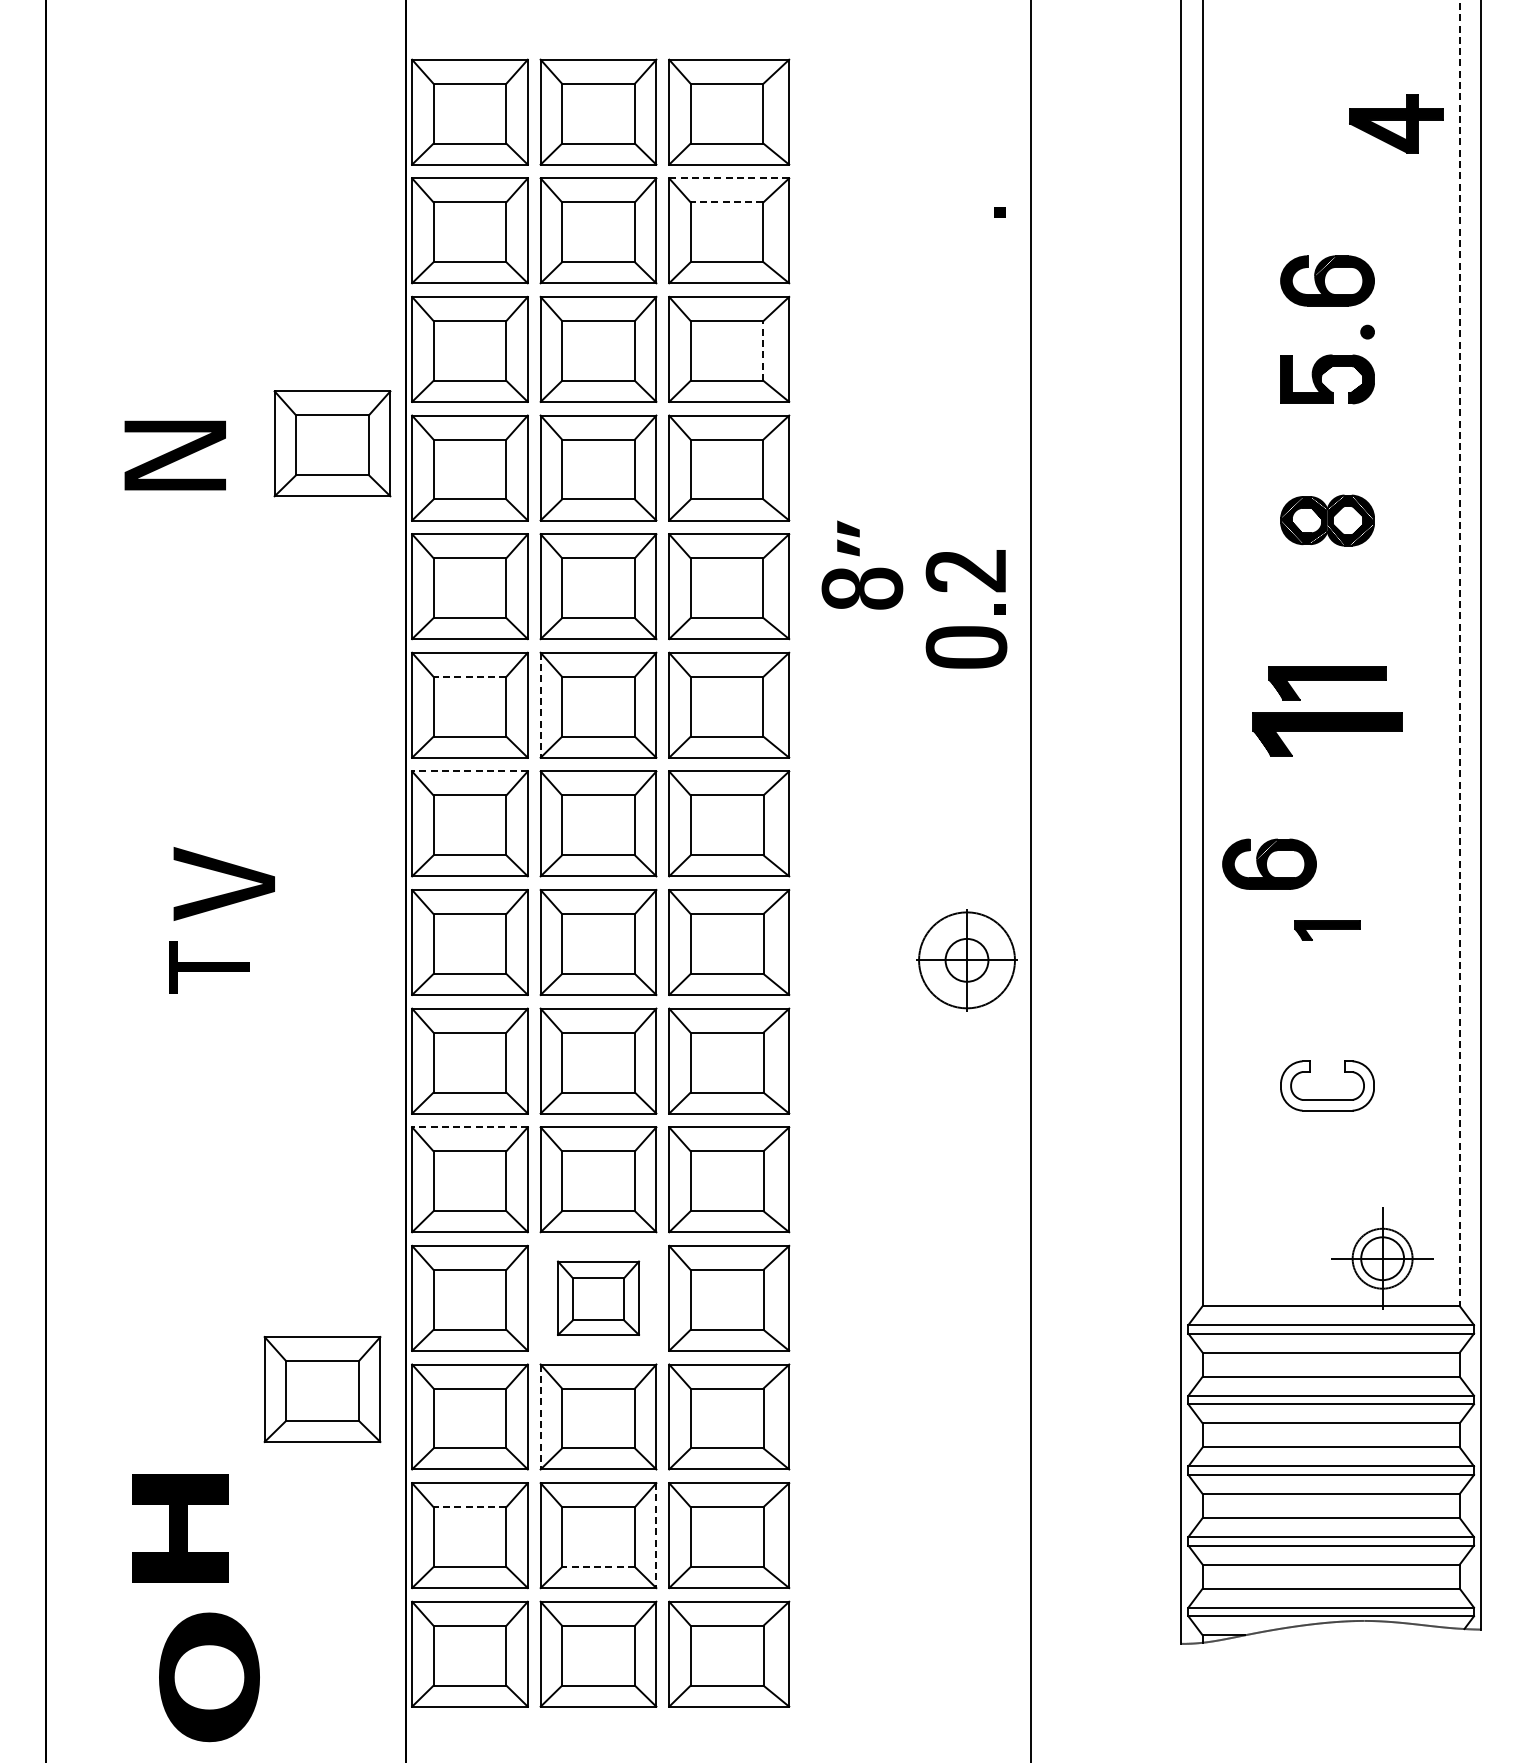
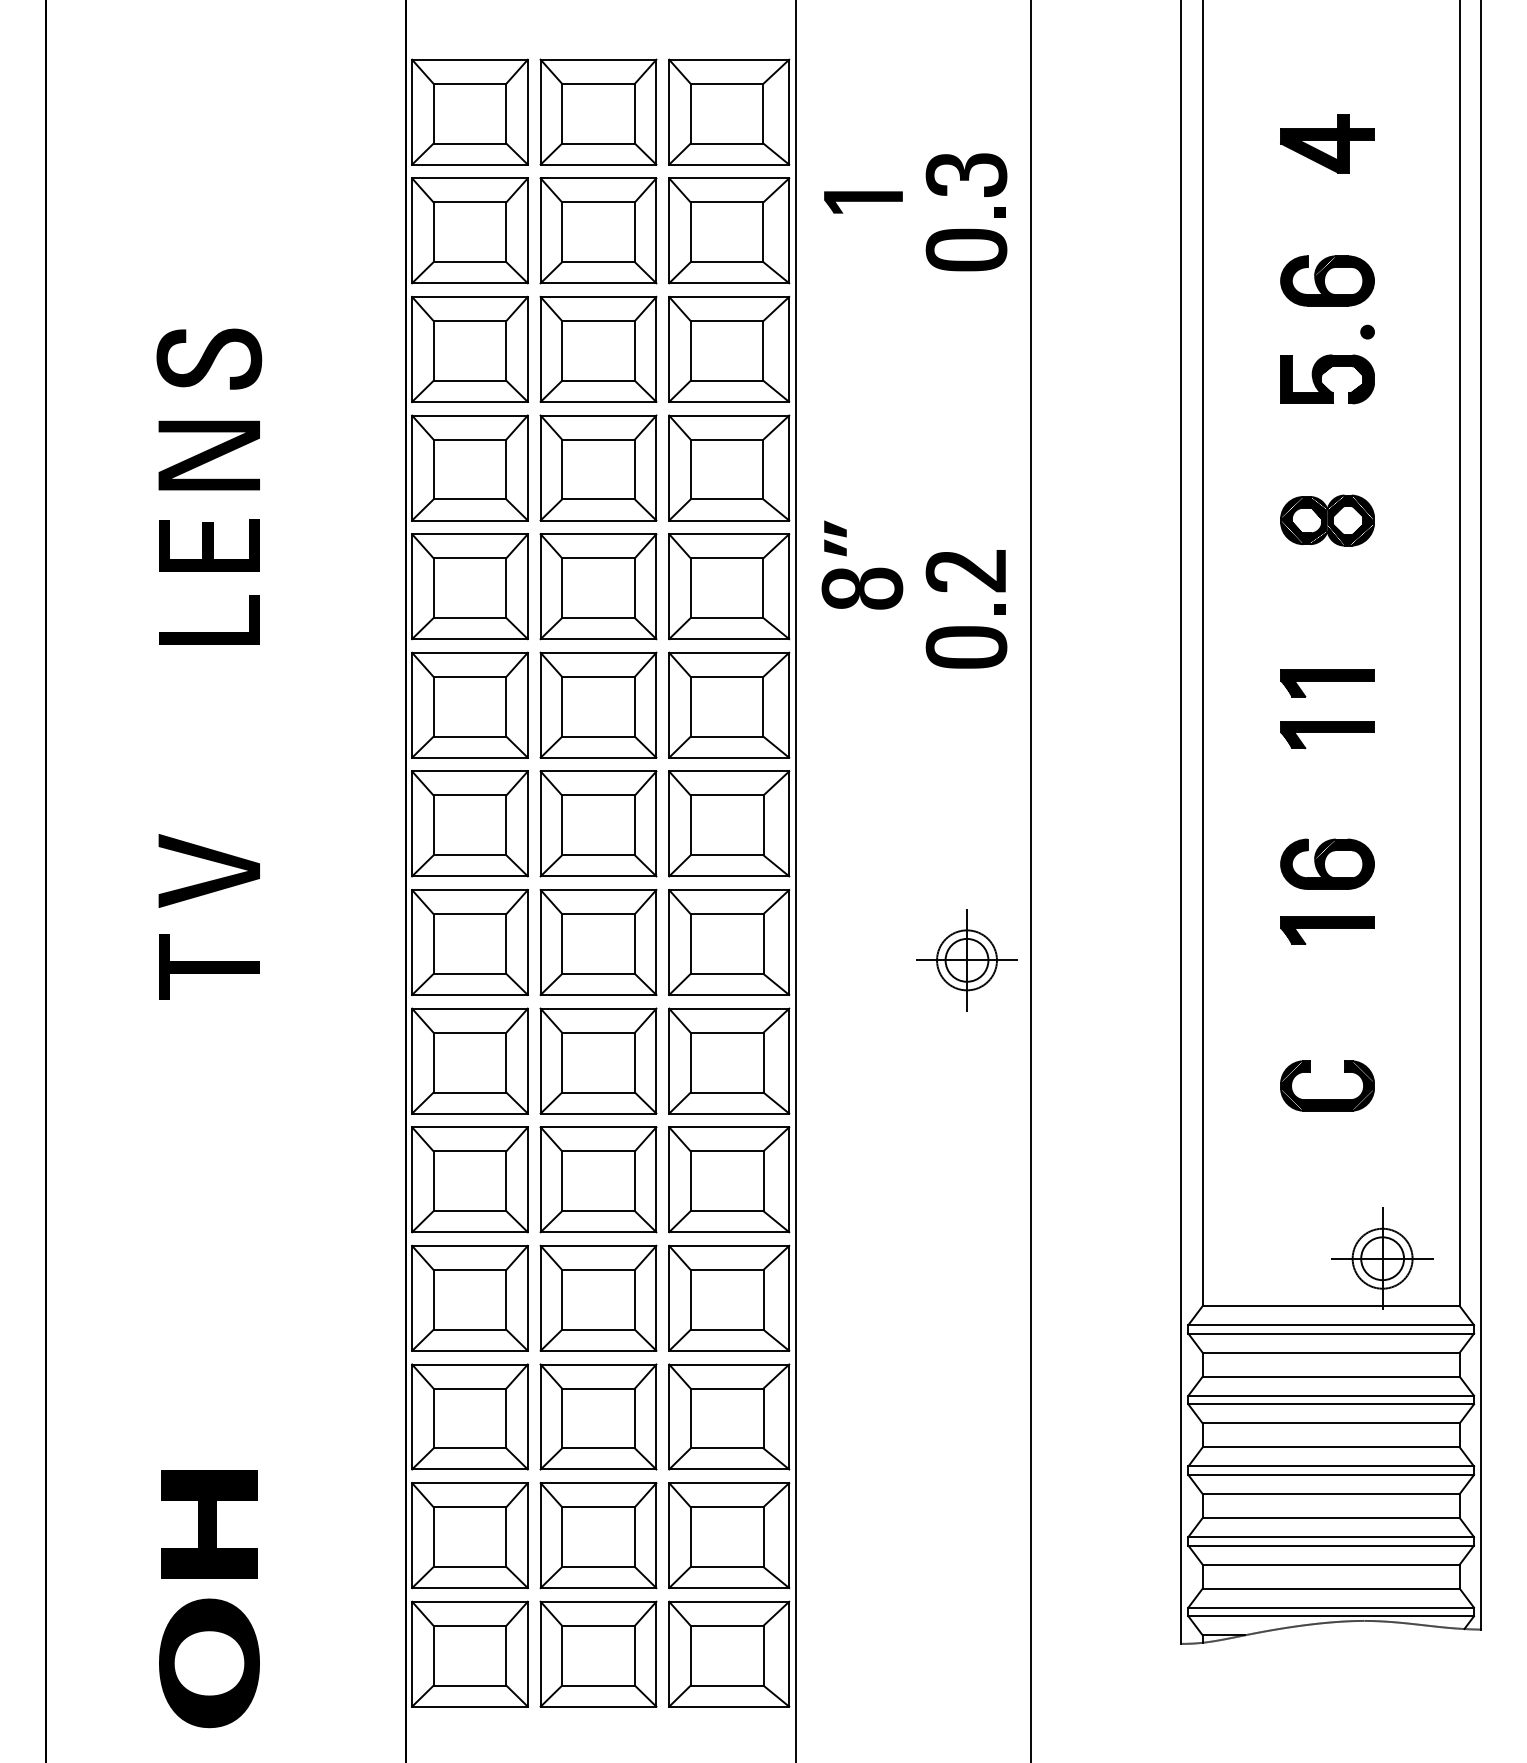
part position: (1396, 123) -> (1327, 143) (1327, 143)
part: none -> present (966, 174)
line: dashed -> solid (729, 178)
line: dashed -> solid (726, 202)
part: none -> present (863, 202)
part: none -> present (966, 249)
line: dashed -> solid (763, 350)
part: none -> present (209, 358)
part: present -> none (332, 443)
part position: (174, 455) -> (208, 455) (208, 455)
part position: (848, 538) -> (835, 538) (835, 538)
fill: none -> present (209, 544)
part: none -> present (209, 632)
line: dashed -> solid (1459, 653)
line: dashed -> solid (469, 676)
part size: 119x35 px -> 95x29 px (1327, 683)
line: dashed -> solid (540, 705)
part size: 151x45 px -> 95x29 px (1327, 735)
line: dashed -> solid (470, 771)
part position: (1269, 863) -> (1327, 863) (1327, 863)
part position: (227, 874) -> (212, 861) (212, 861)
line: none -> present (795, 880)
part size: 67x21 px -> 95x29 px (1327, 930)
circle diameter: 96 px -> 60 px (967, 960)
part size: 81x53 px -> 101x66 px (209, 966)
fill: none -> present (1327, 1085)
line: dashed -> solid (470, 1127)
part size: 84x76 px -> 119x108 px (598, 1297)
part: present -> none (322, 1389)
line: dashed -> solid (540, 1417)
line: dashed -> solid (469, 1507)
part position: (180, 1528) -> (209, 1524) (209, 1524)
line: dashed -> solid (656, 1536)
line: dashed -> solid (598, 1567)
part position: (209, 1677) -> (209, 1663) (209, 1663)
